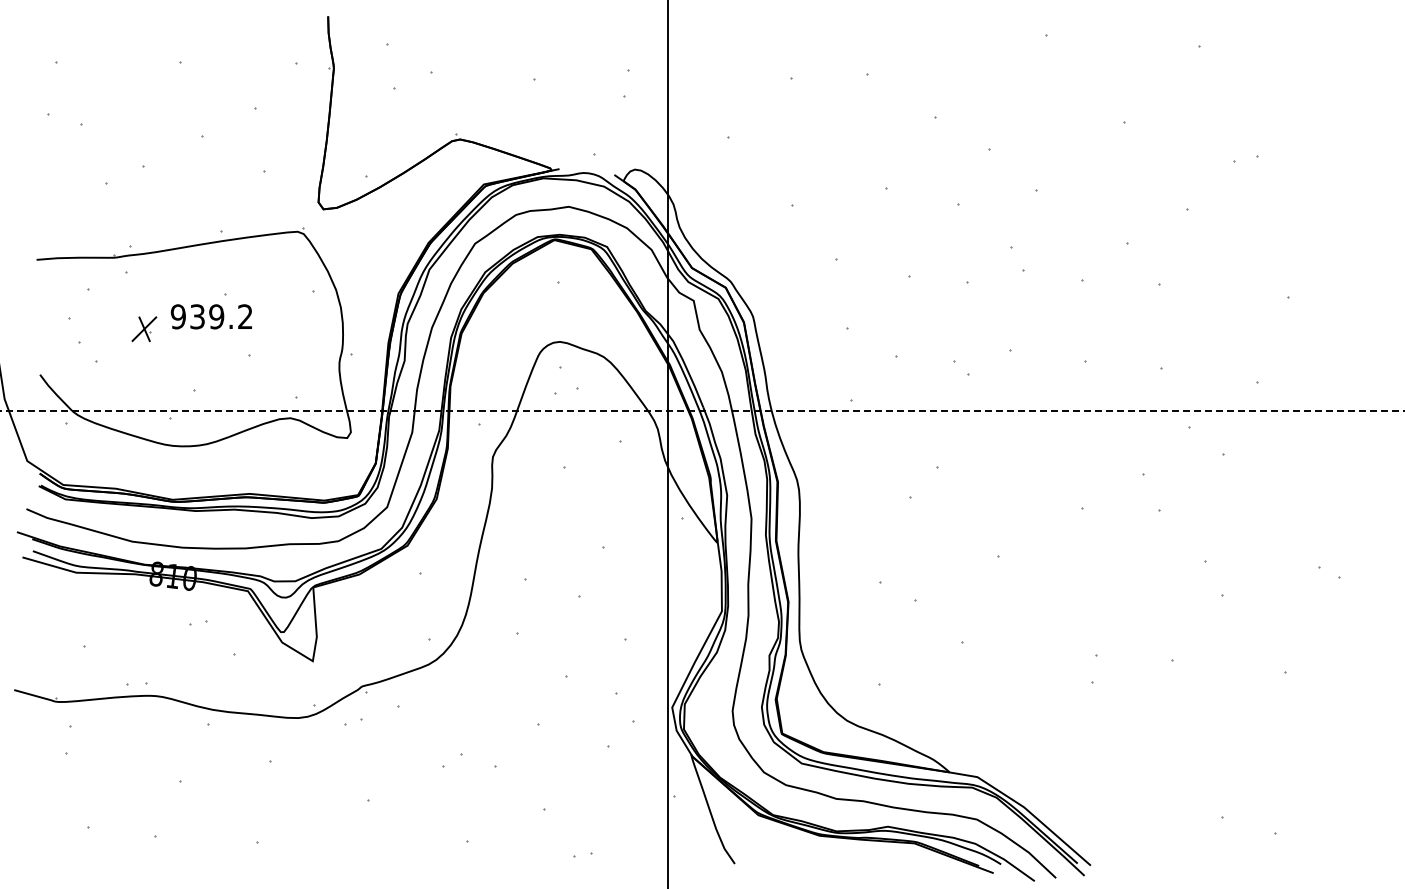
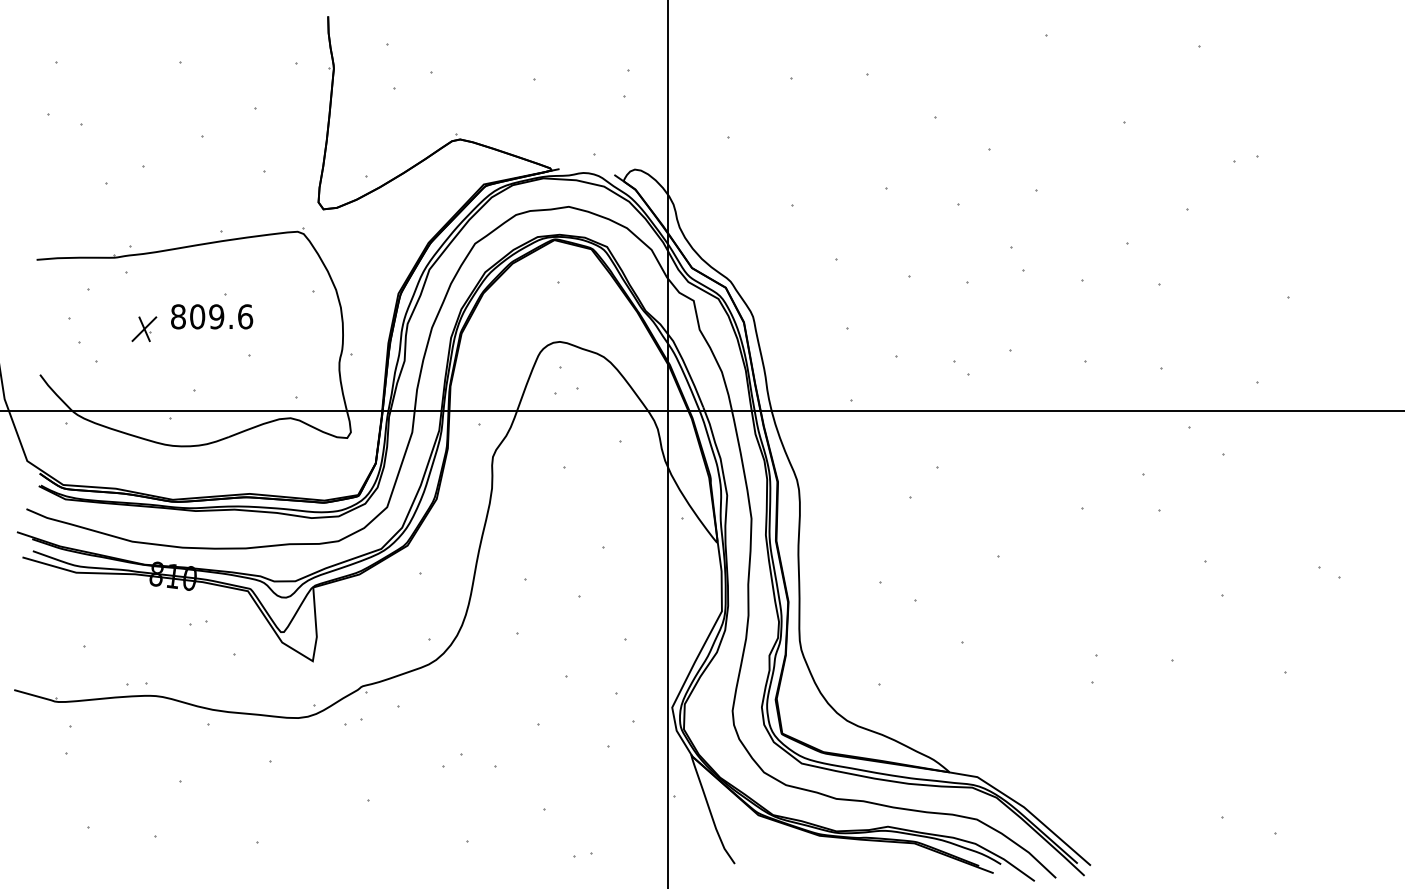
text: 939.2 -> 809.6 (211, 316)
line: dashed -> solid (703, 410)
